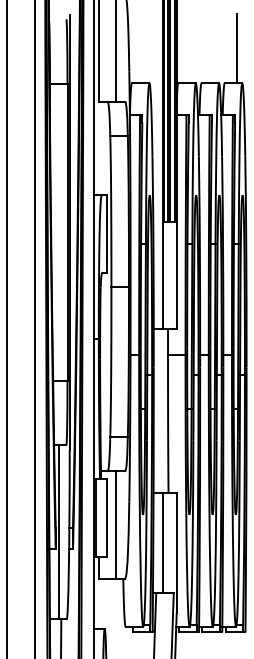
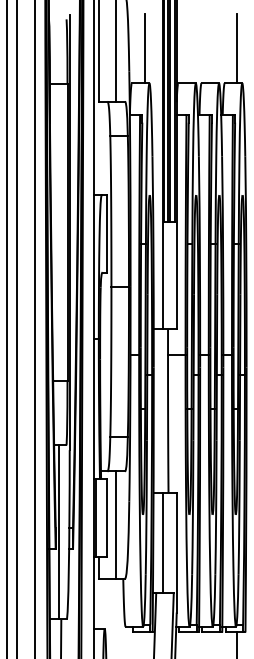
line: none -> present (145, 48)
line: none -> present (17, 328)
line: none -> present (237, 643)
